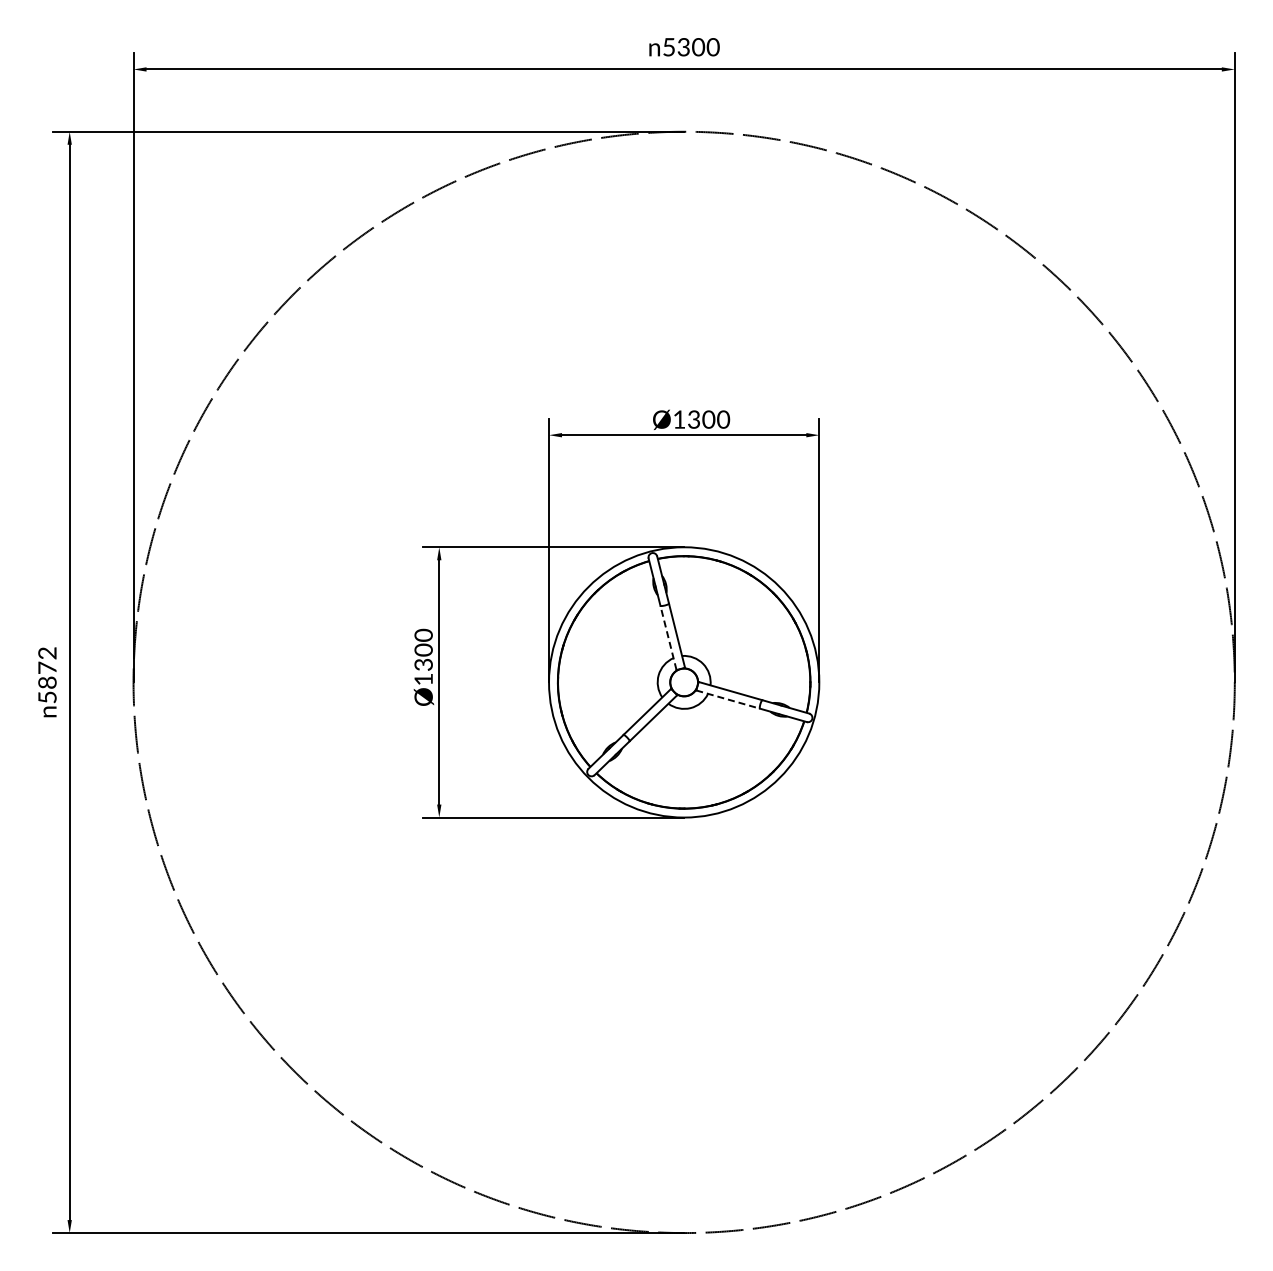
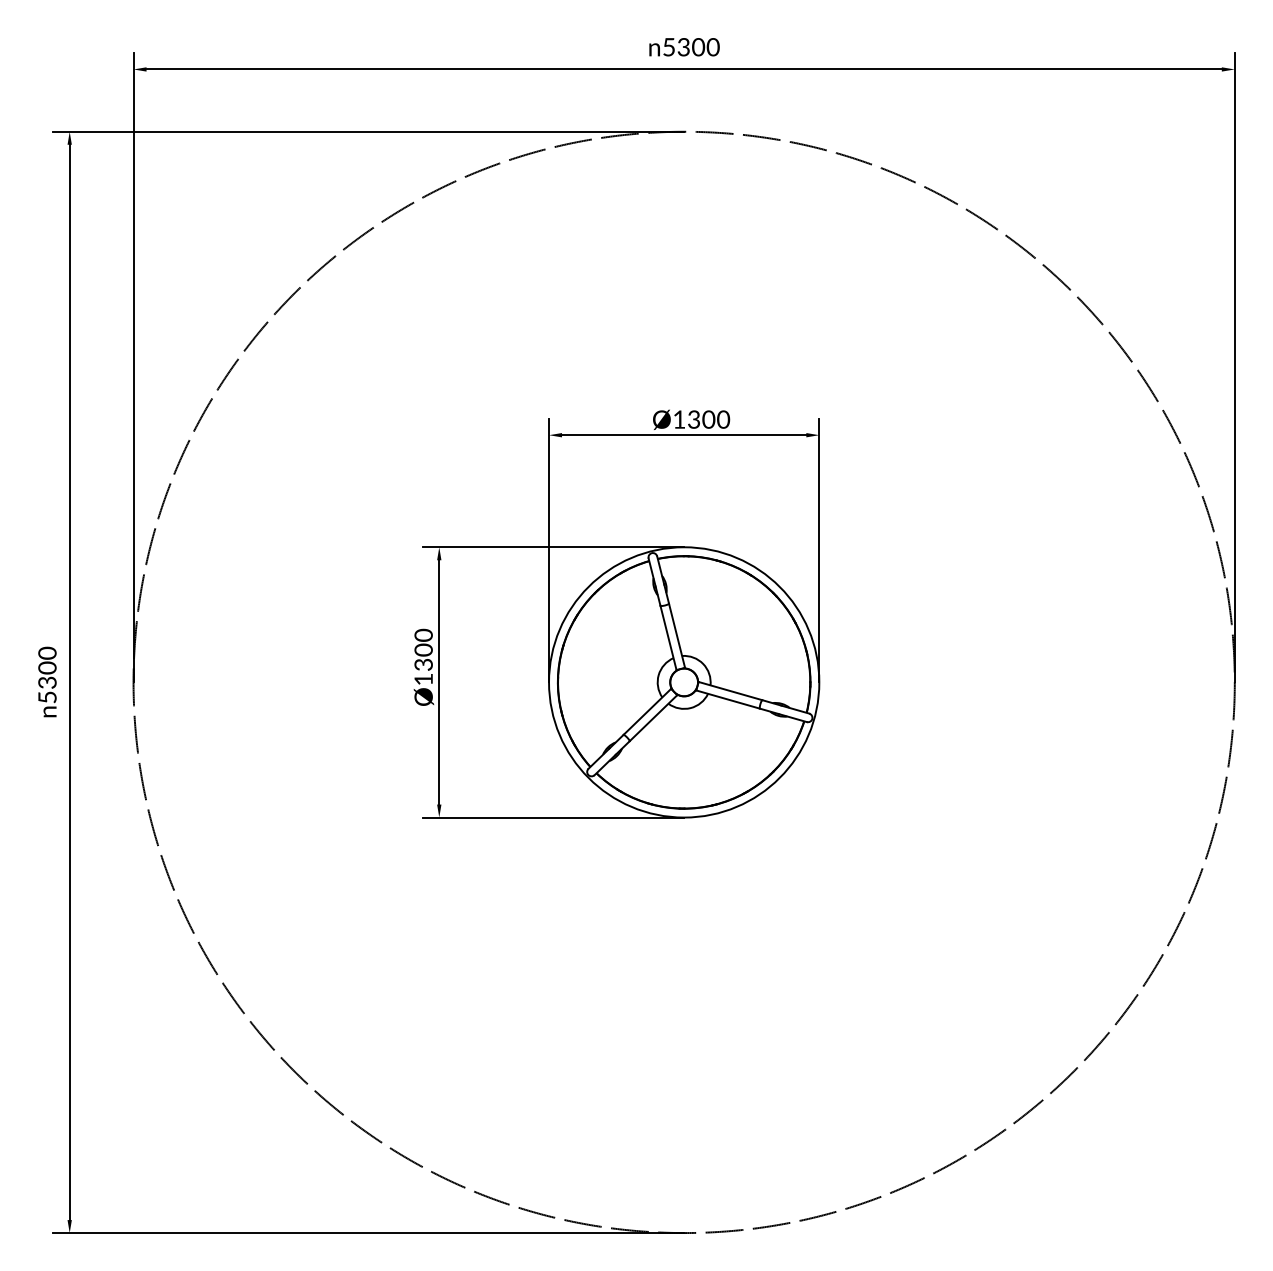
line: dashed -> solid (668, 637)
text: 5872 -> 5300 (47, 667)
line: dashed -> solid (728, 699)
